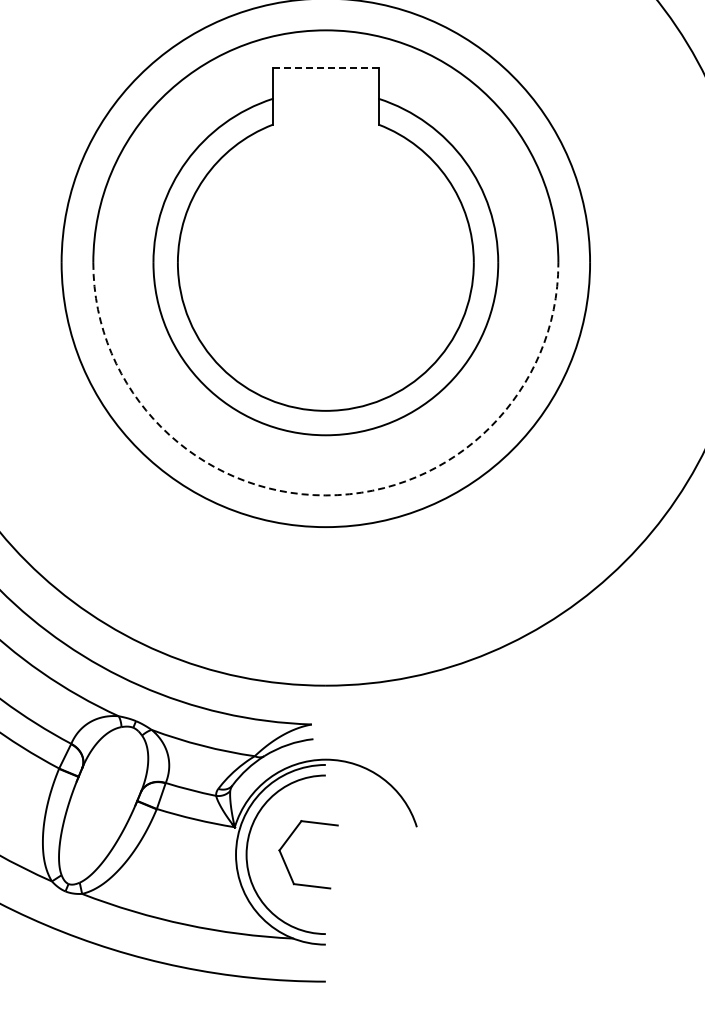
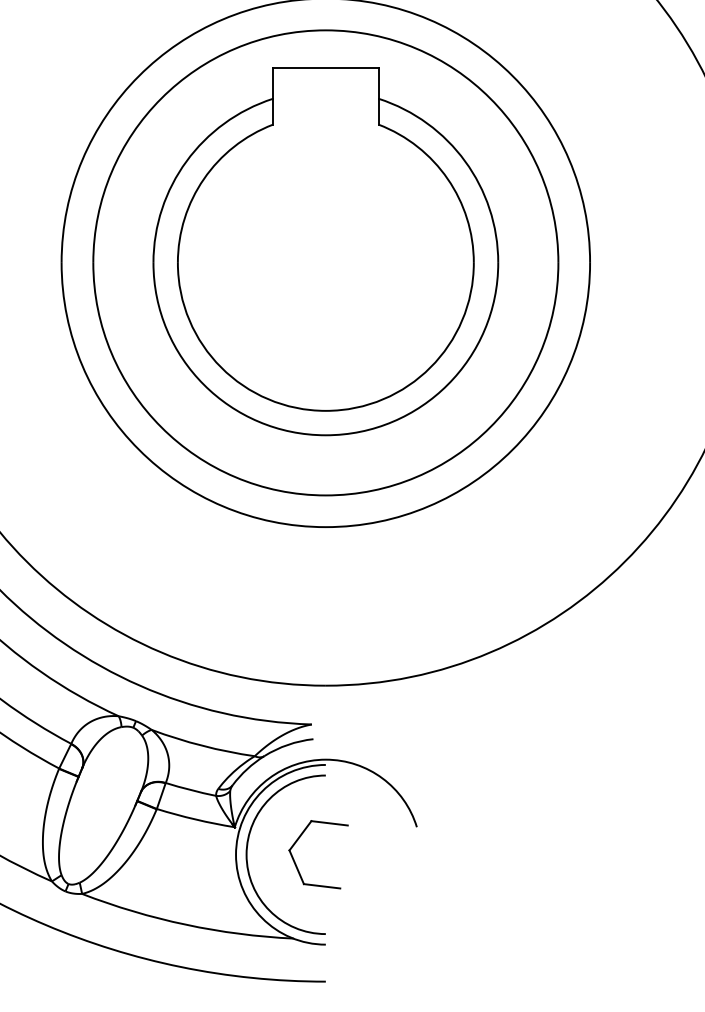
line: dashed -> solid (325, 68)
arc: dashed -> solid (325, 495)
part position: (286, 863) -> (296, 863) (296, 863)
